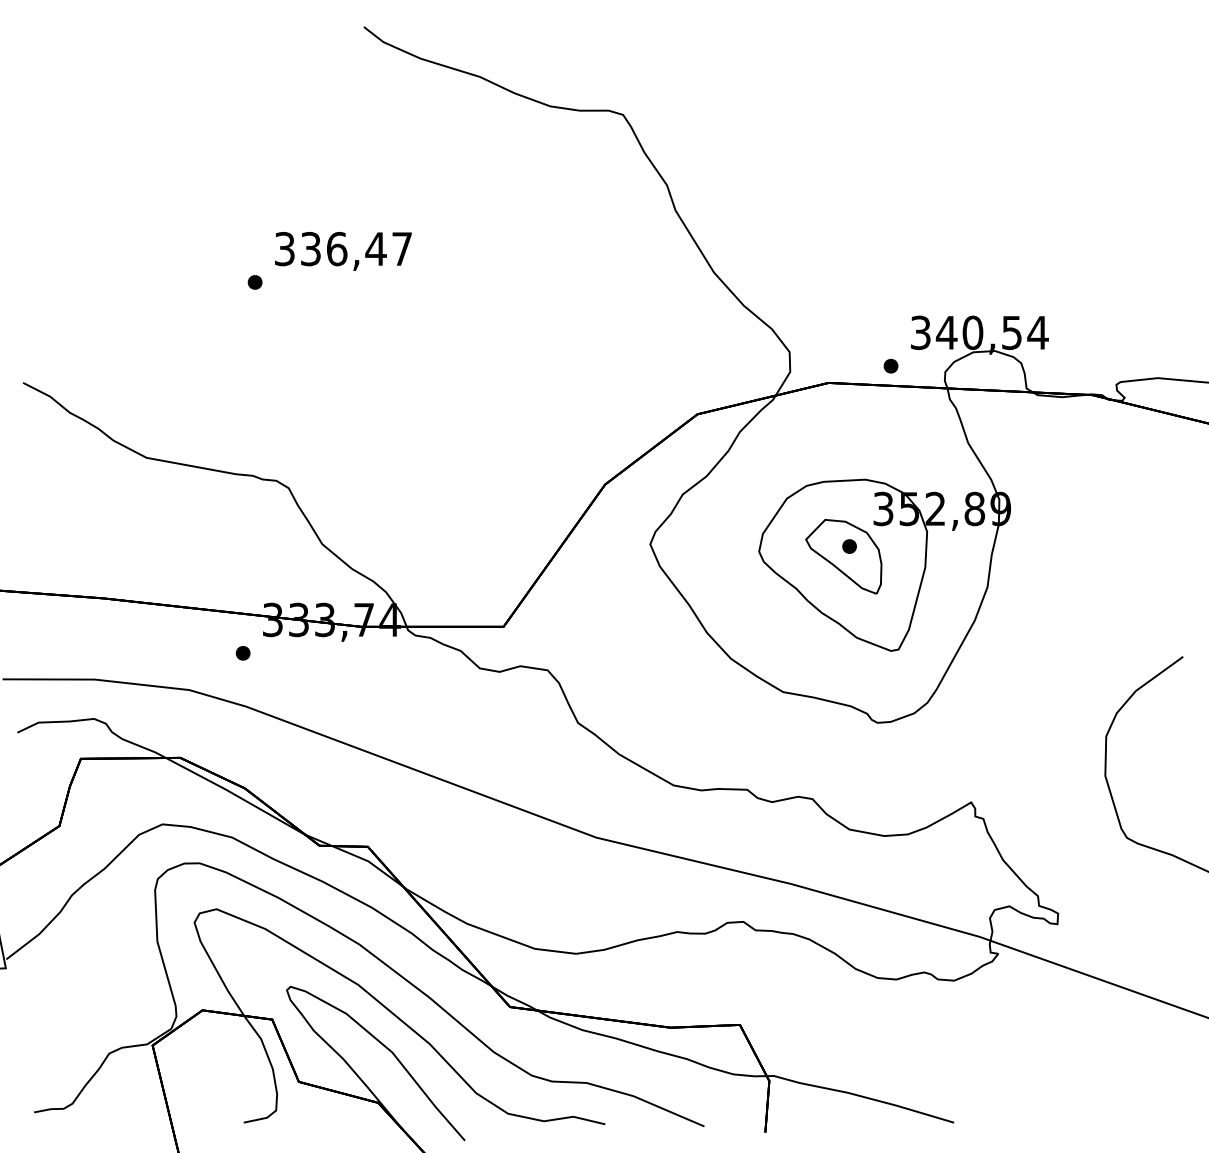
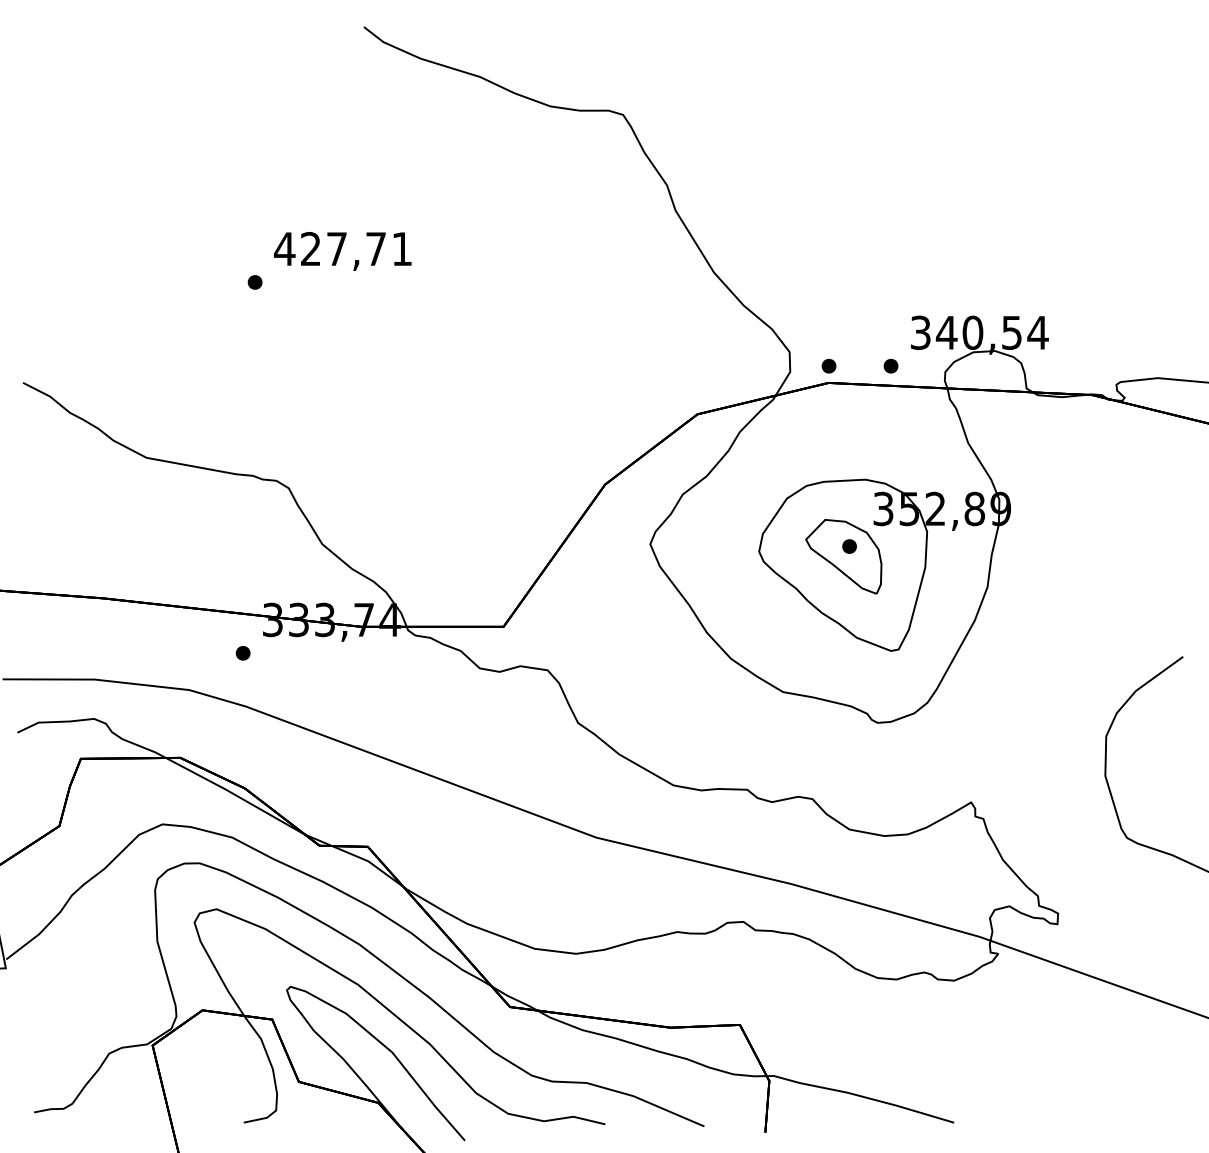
text: 336,47 -> 427,71 (342, 248)
part: none -> present (828, 365)
